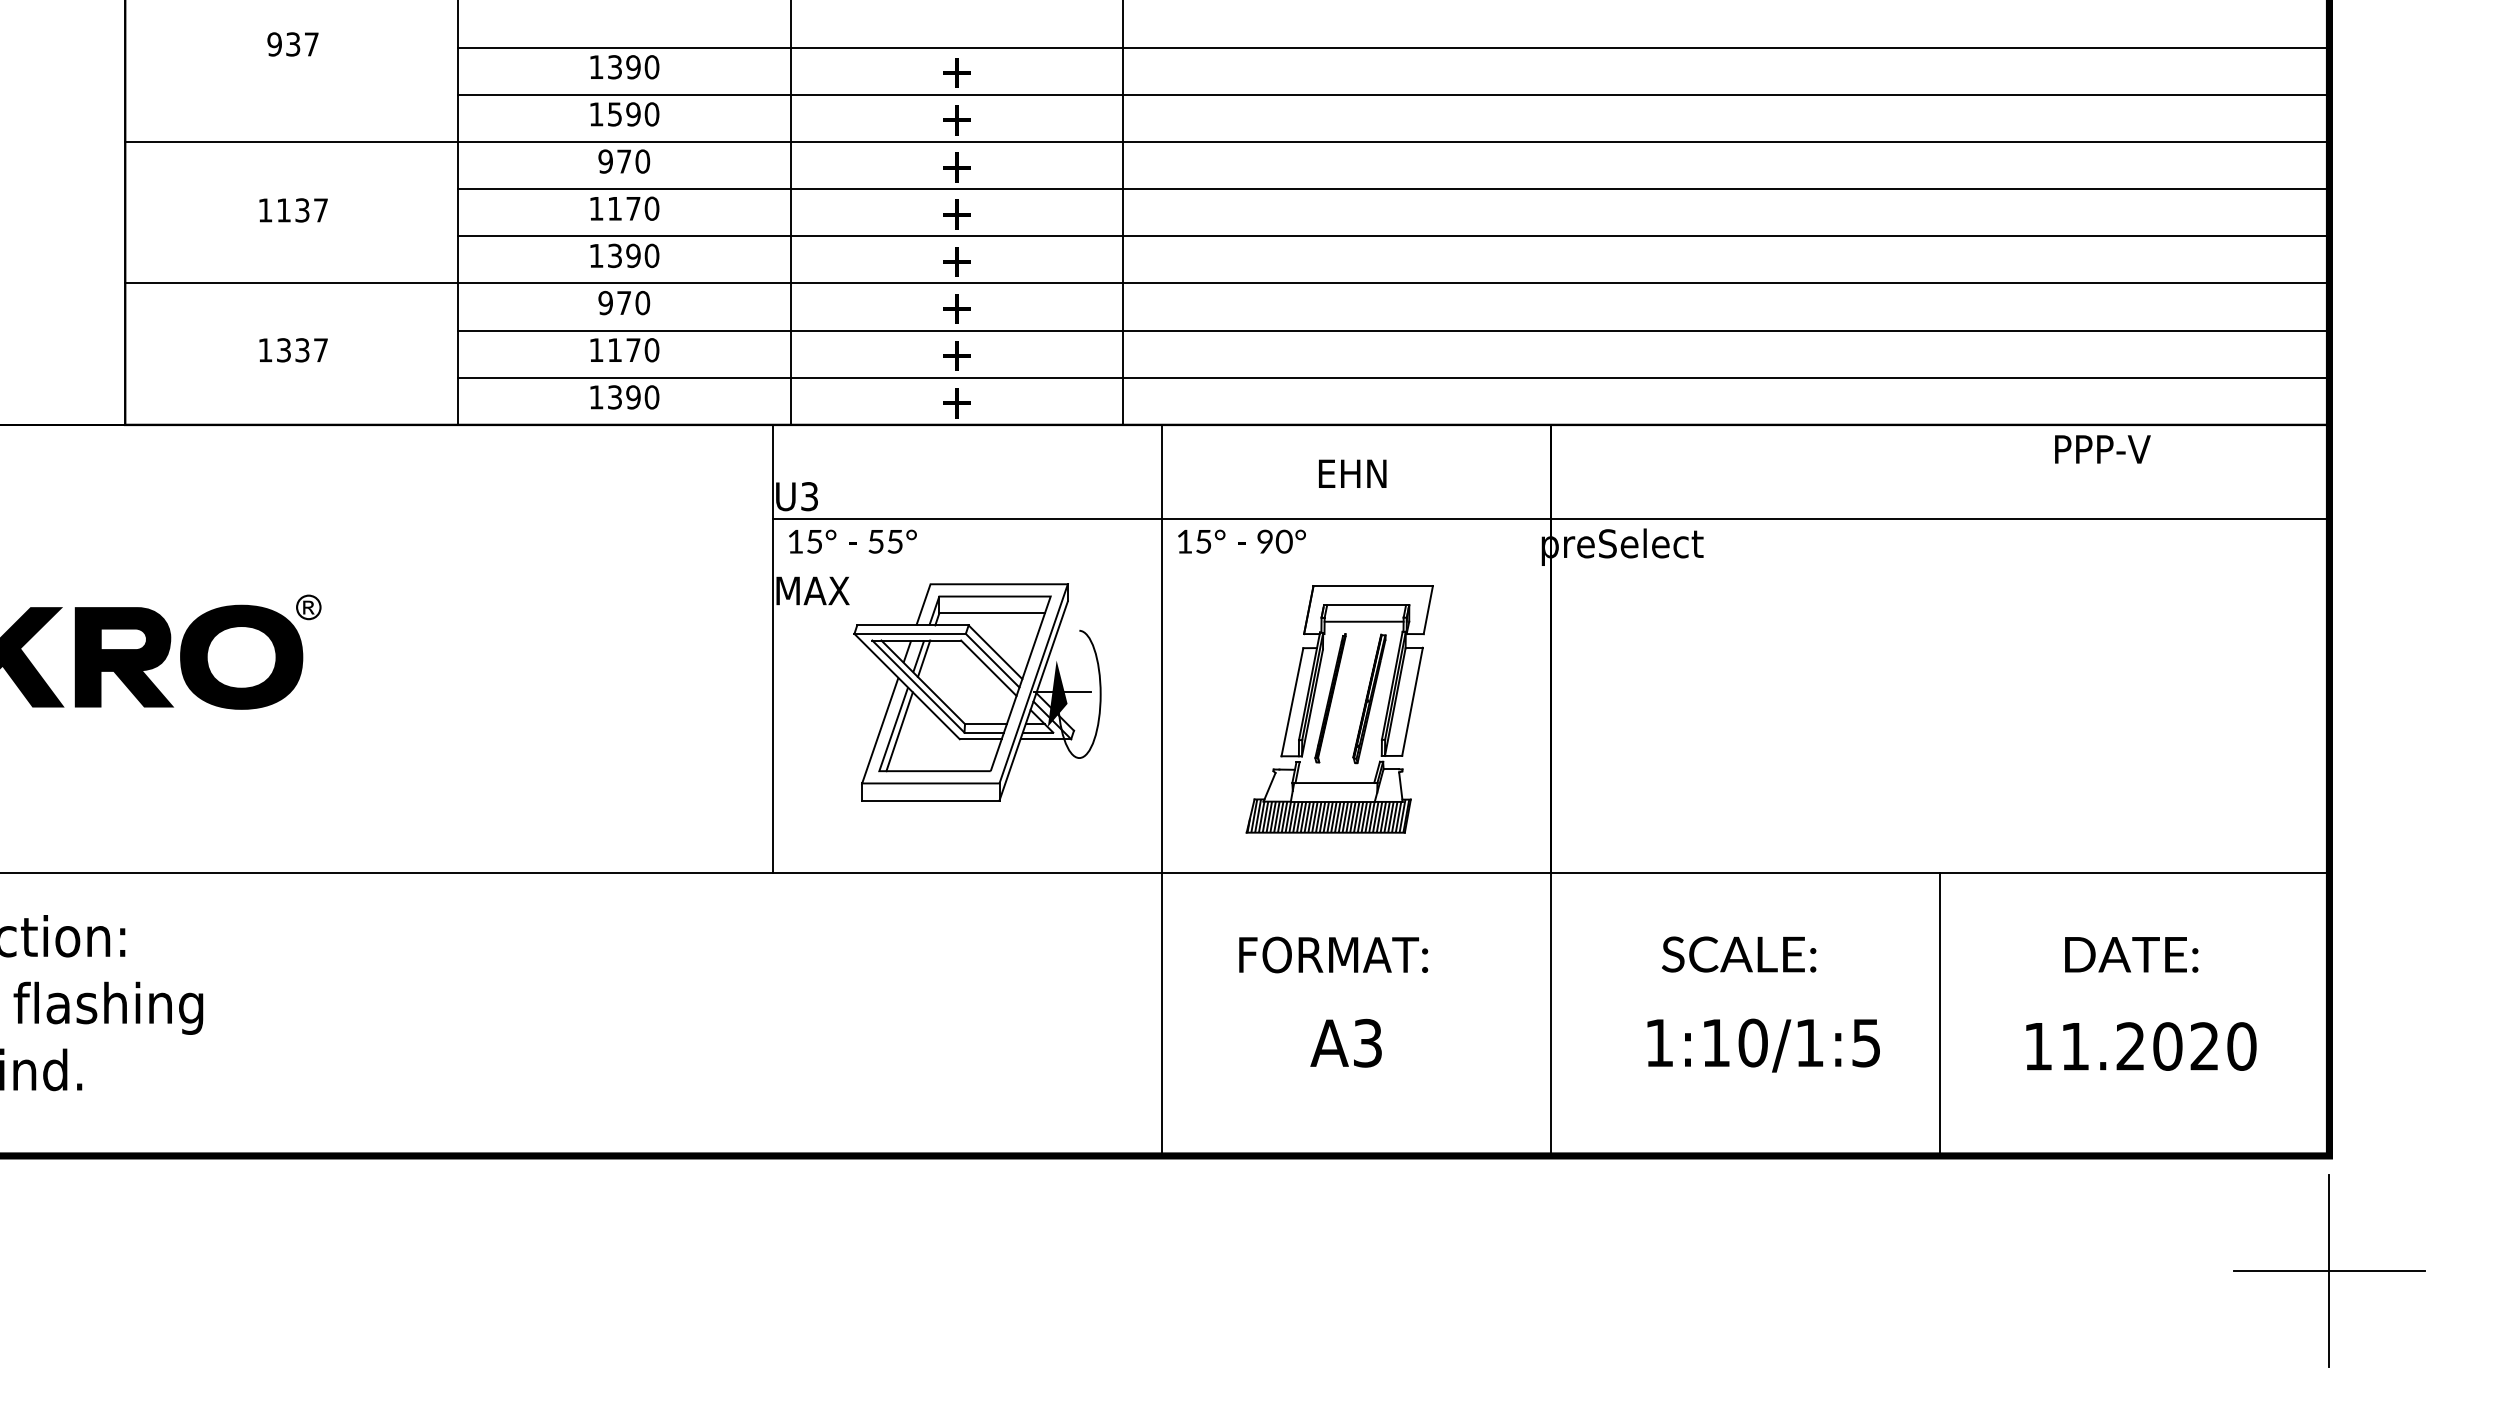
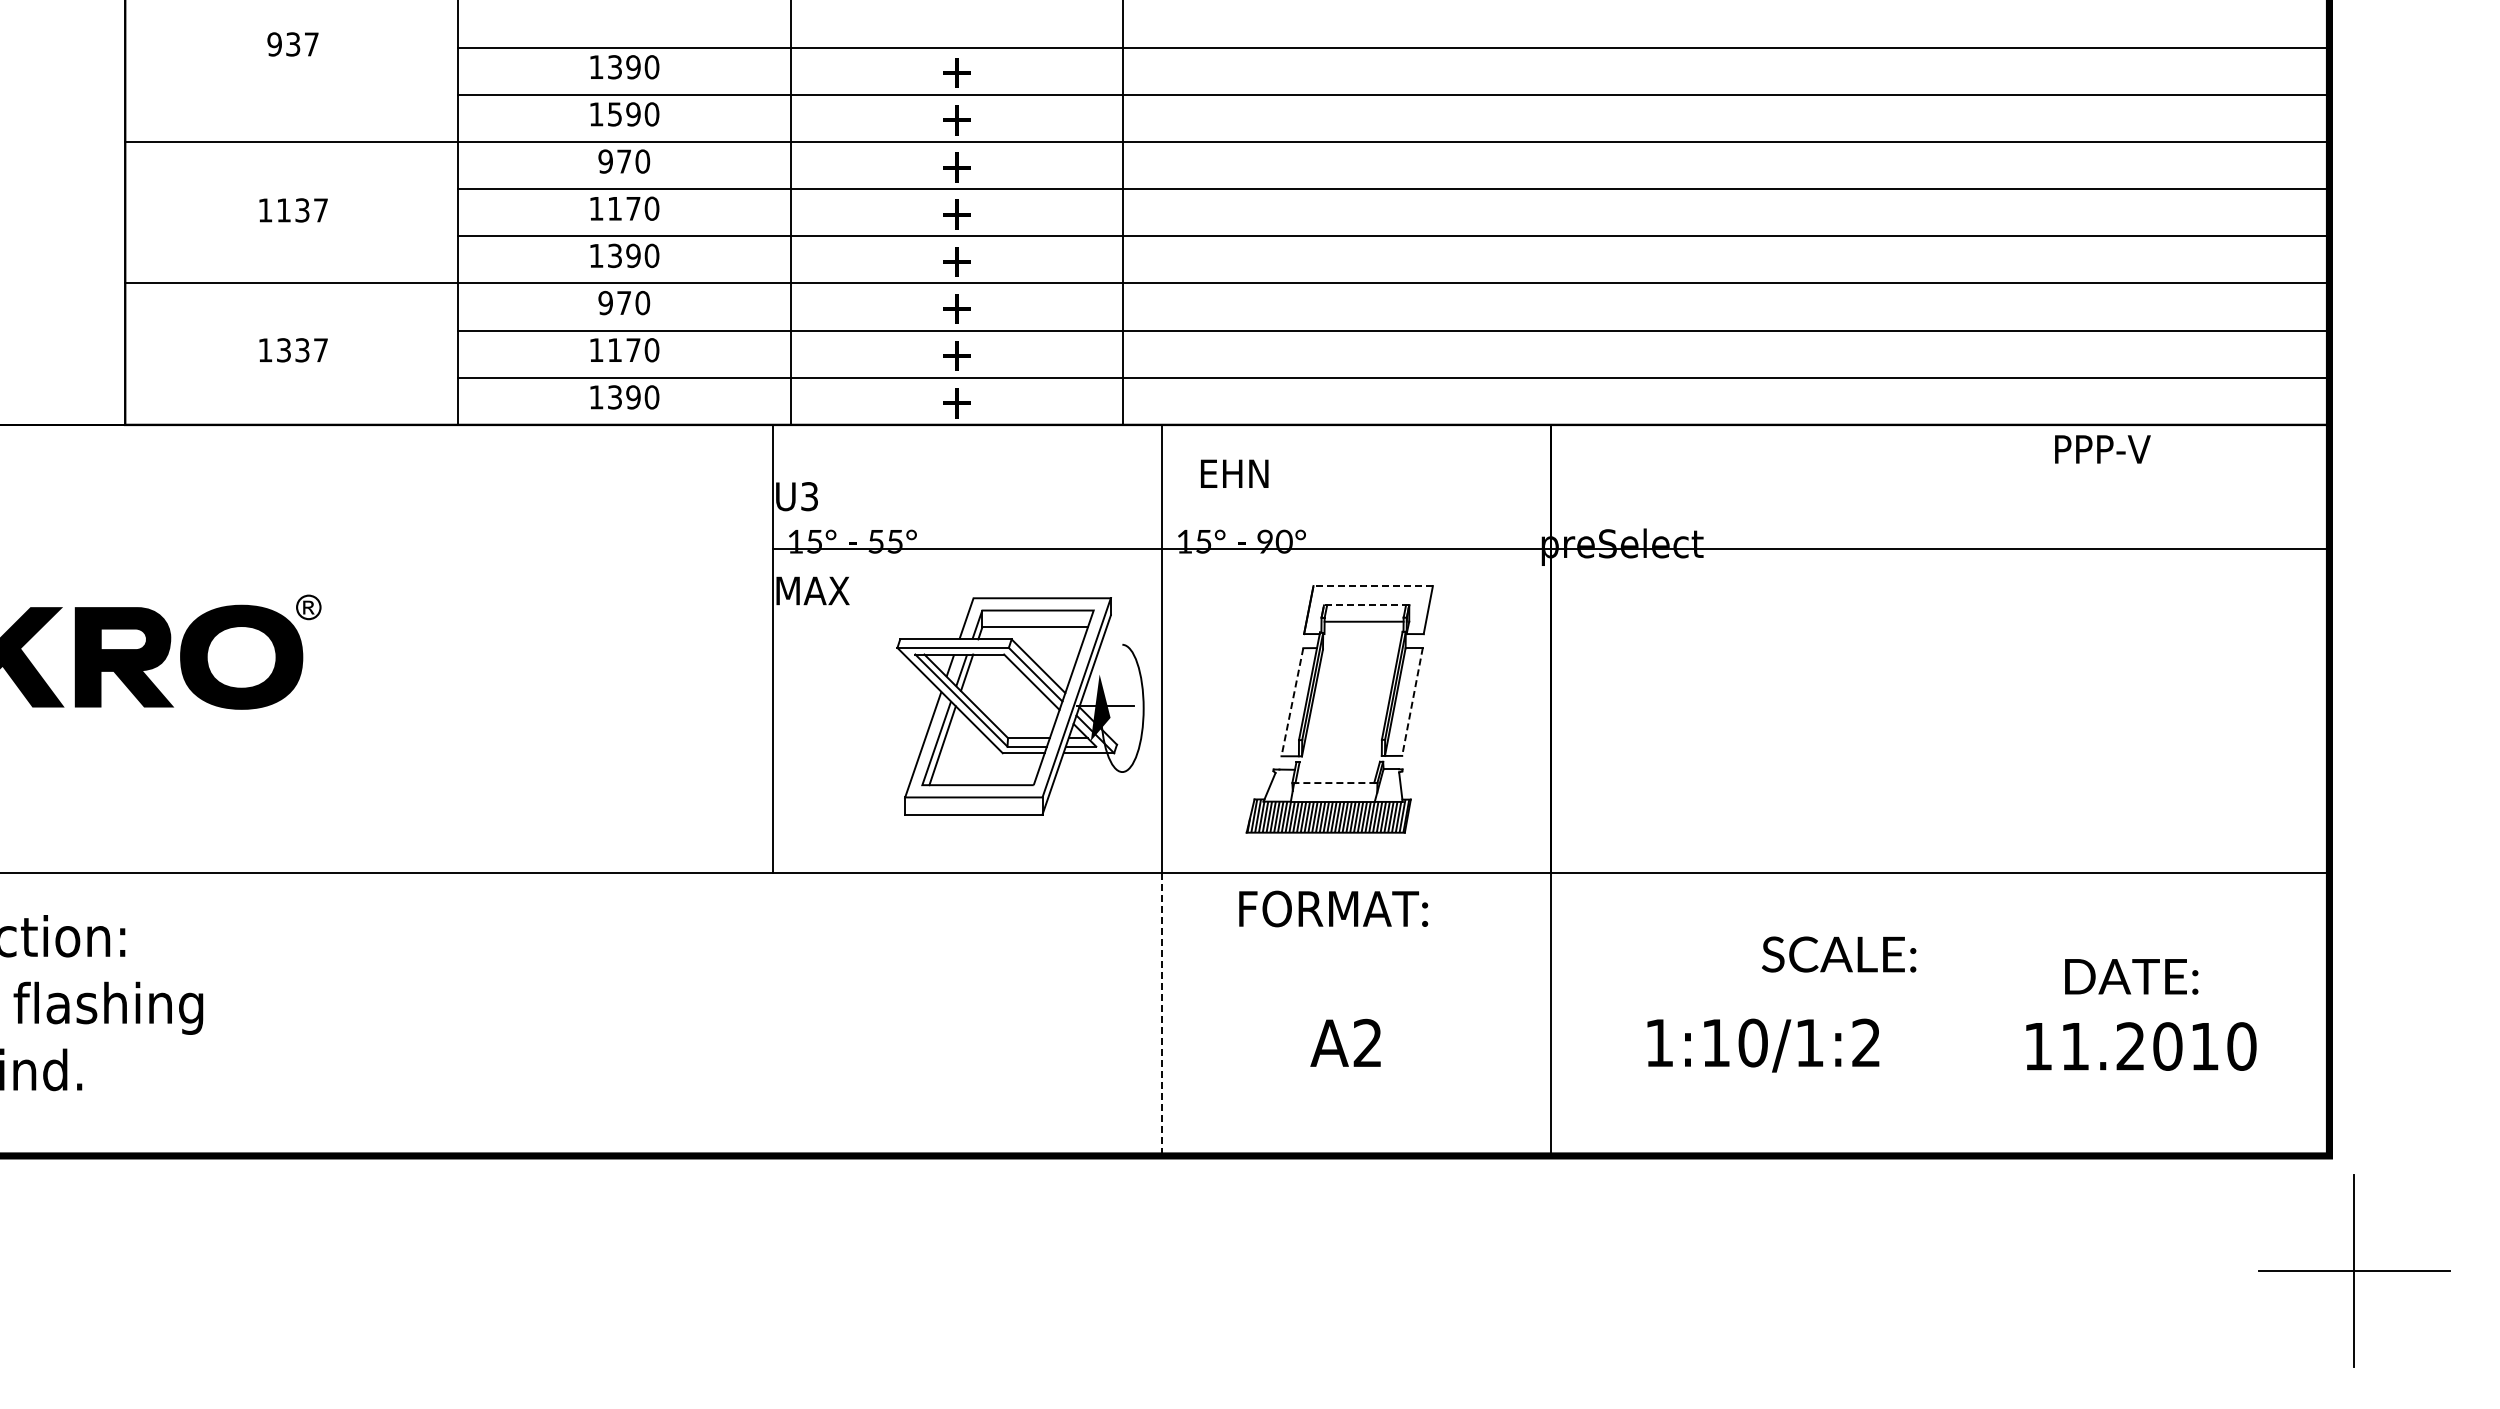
text position: (1352, 473) -> (1234, 473) (1234, 473)
line position: (1551, 519) -> (1551, 549) (1551, 549)
line: solid -> dashed (1373, 586)
line: solid -> dashed (1366, 605)
part position: (977, 692) -> (1020, 706) (1020, 706)
line: solid -> dashed (1292, 702)
part: present -> none (1364, 702)
line: solid -> dashed (1412, 702)
line: solid -> dashed (1334, 783)
text position: (1333, 954) -> (1333, 908) (1333, 908)
text position: (1739, 954) -> (1839, 954) (1839, 954)
text position: (2131, 954) -> (2131, 976) (2131, 976)
line: present -> none (1940, 1013)
line: solid -> dashed (1162, 1014)
text: 1:10/1:5 -> 1:10/1:2 (1865, 1042)
text: A3 -> A2 (1367, 1043)
text: 11.2020 -> 11.2010 (2204, 1046)
part position: (2329, 1270) -> (2354, 1270) (2354, 1270)
